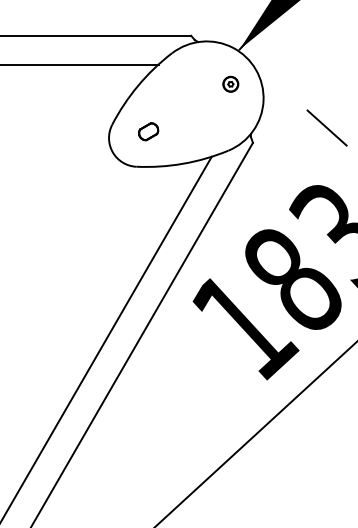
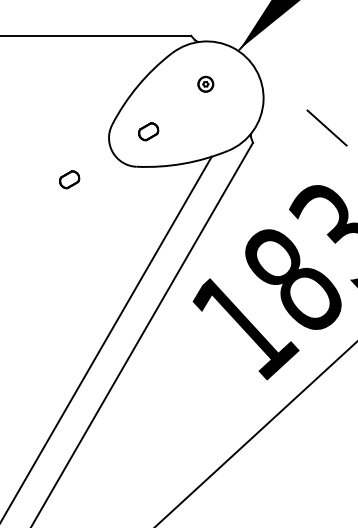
line: present -> none (80, 64)
part position: (230, 83) -> (205, 83) (205, 83)
part: none -> present (69, 179)
